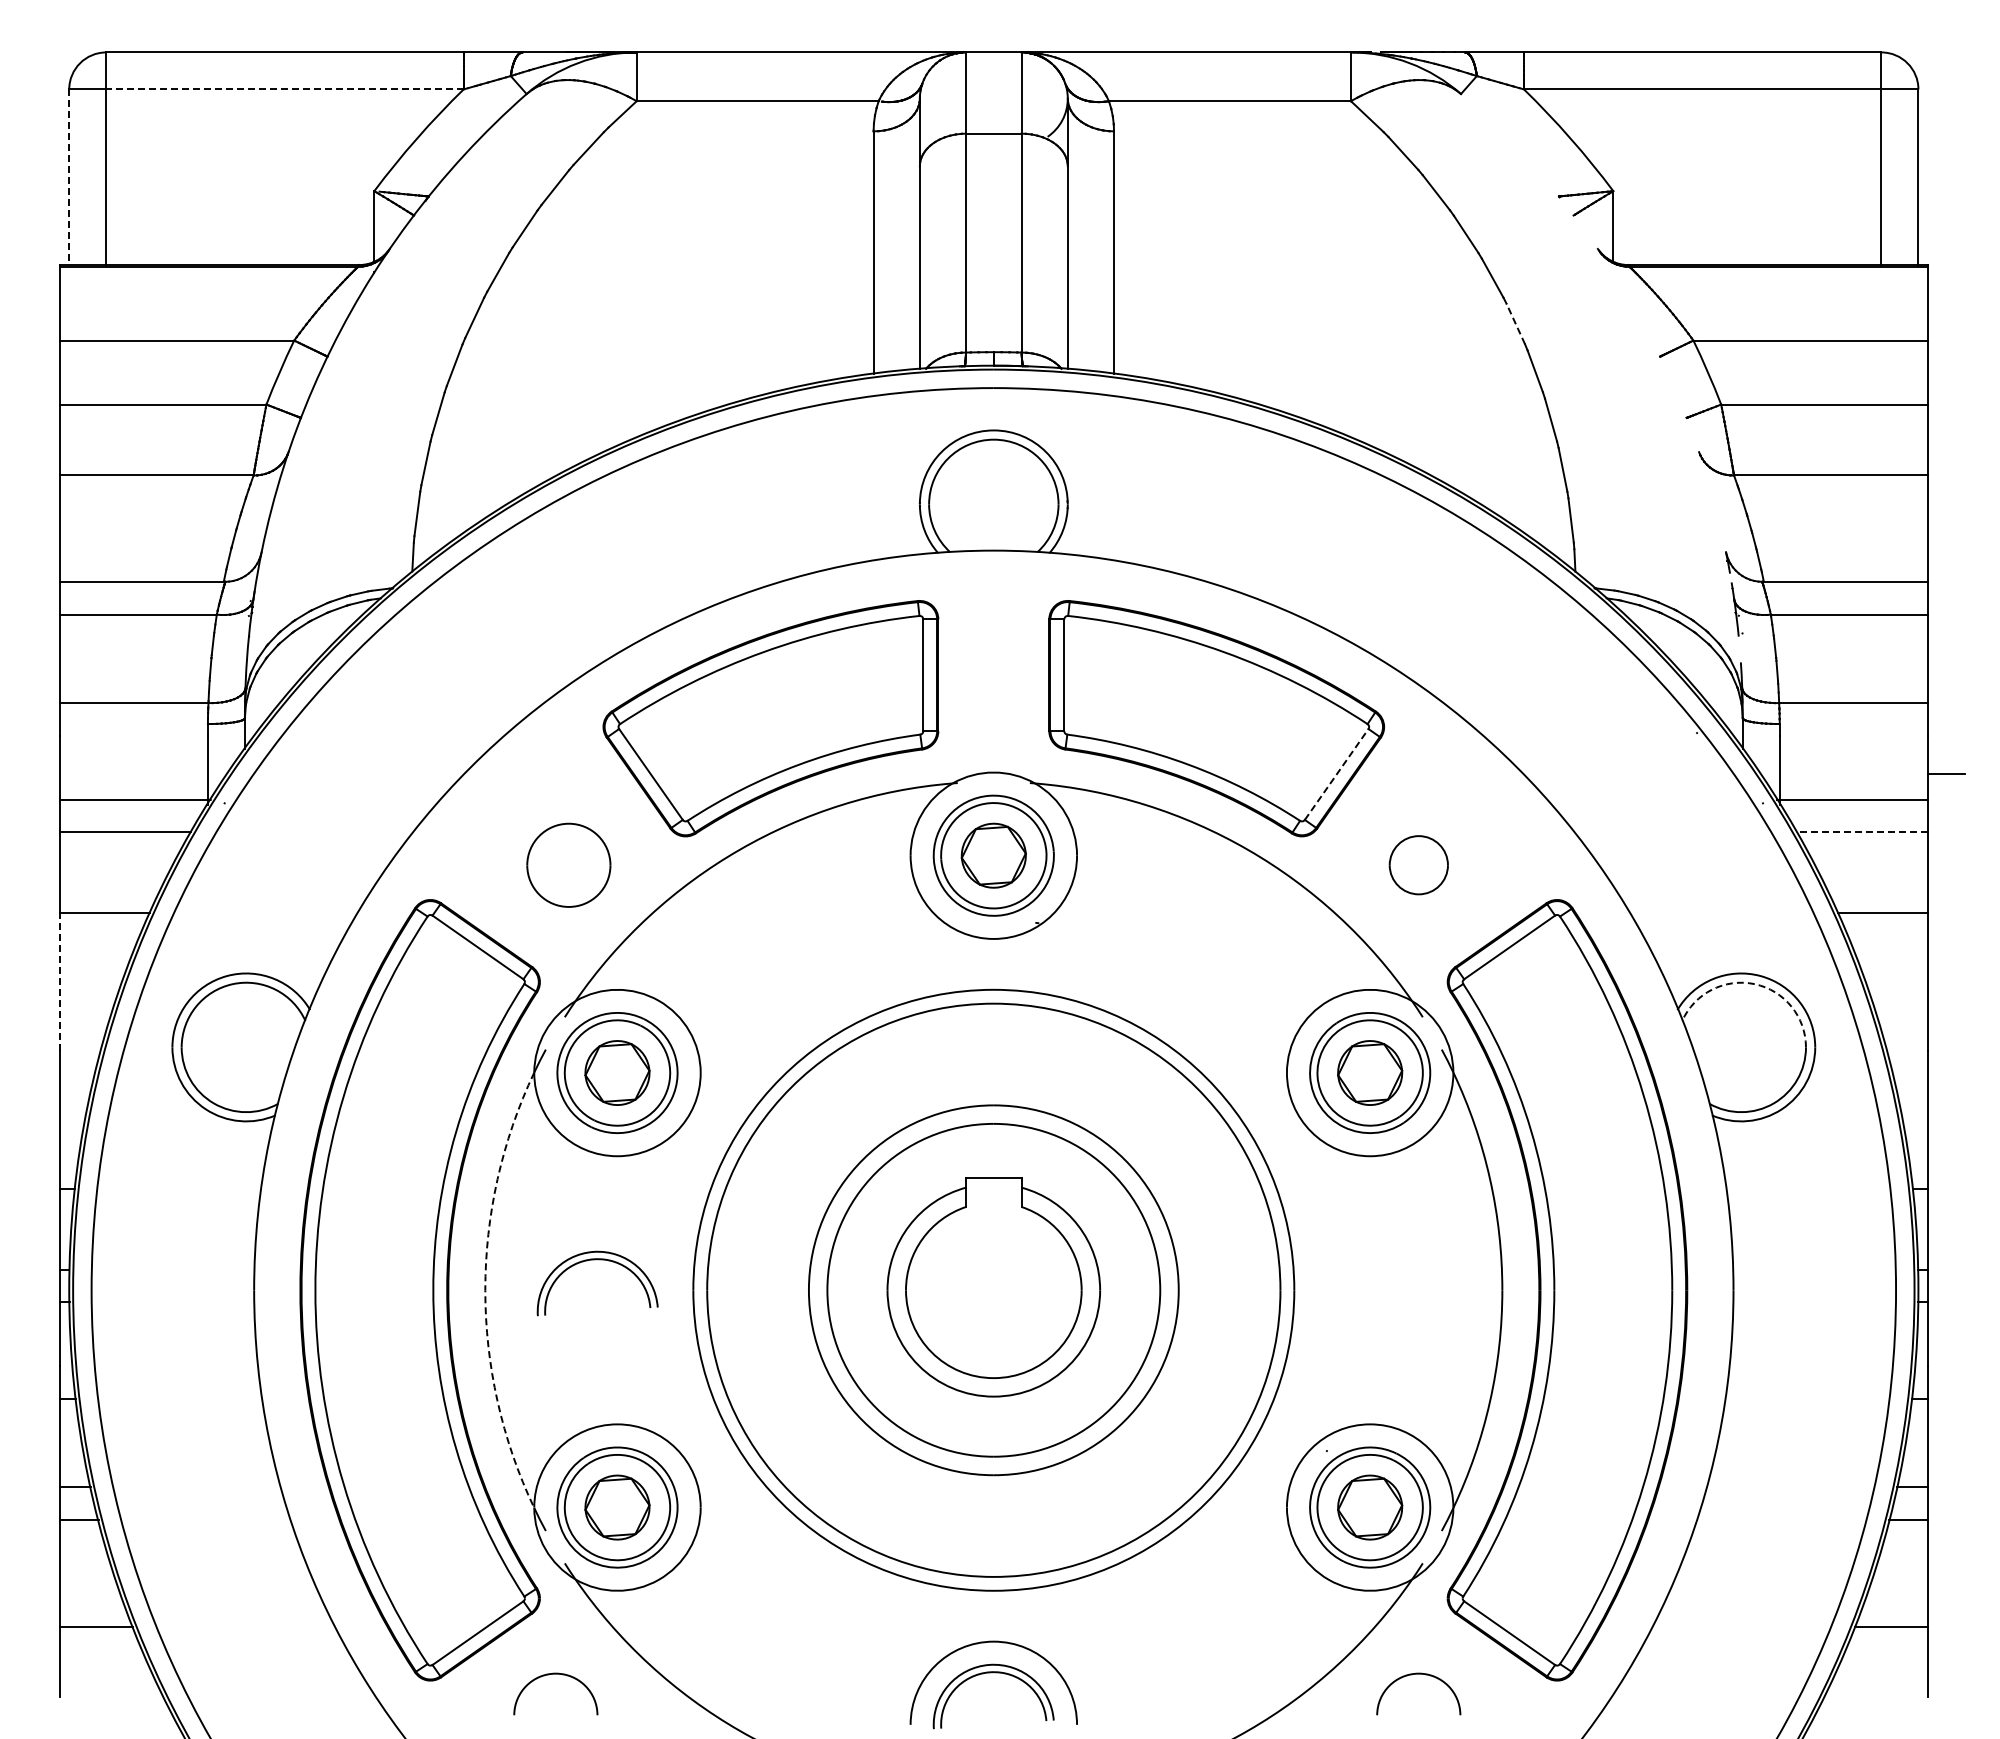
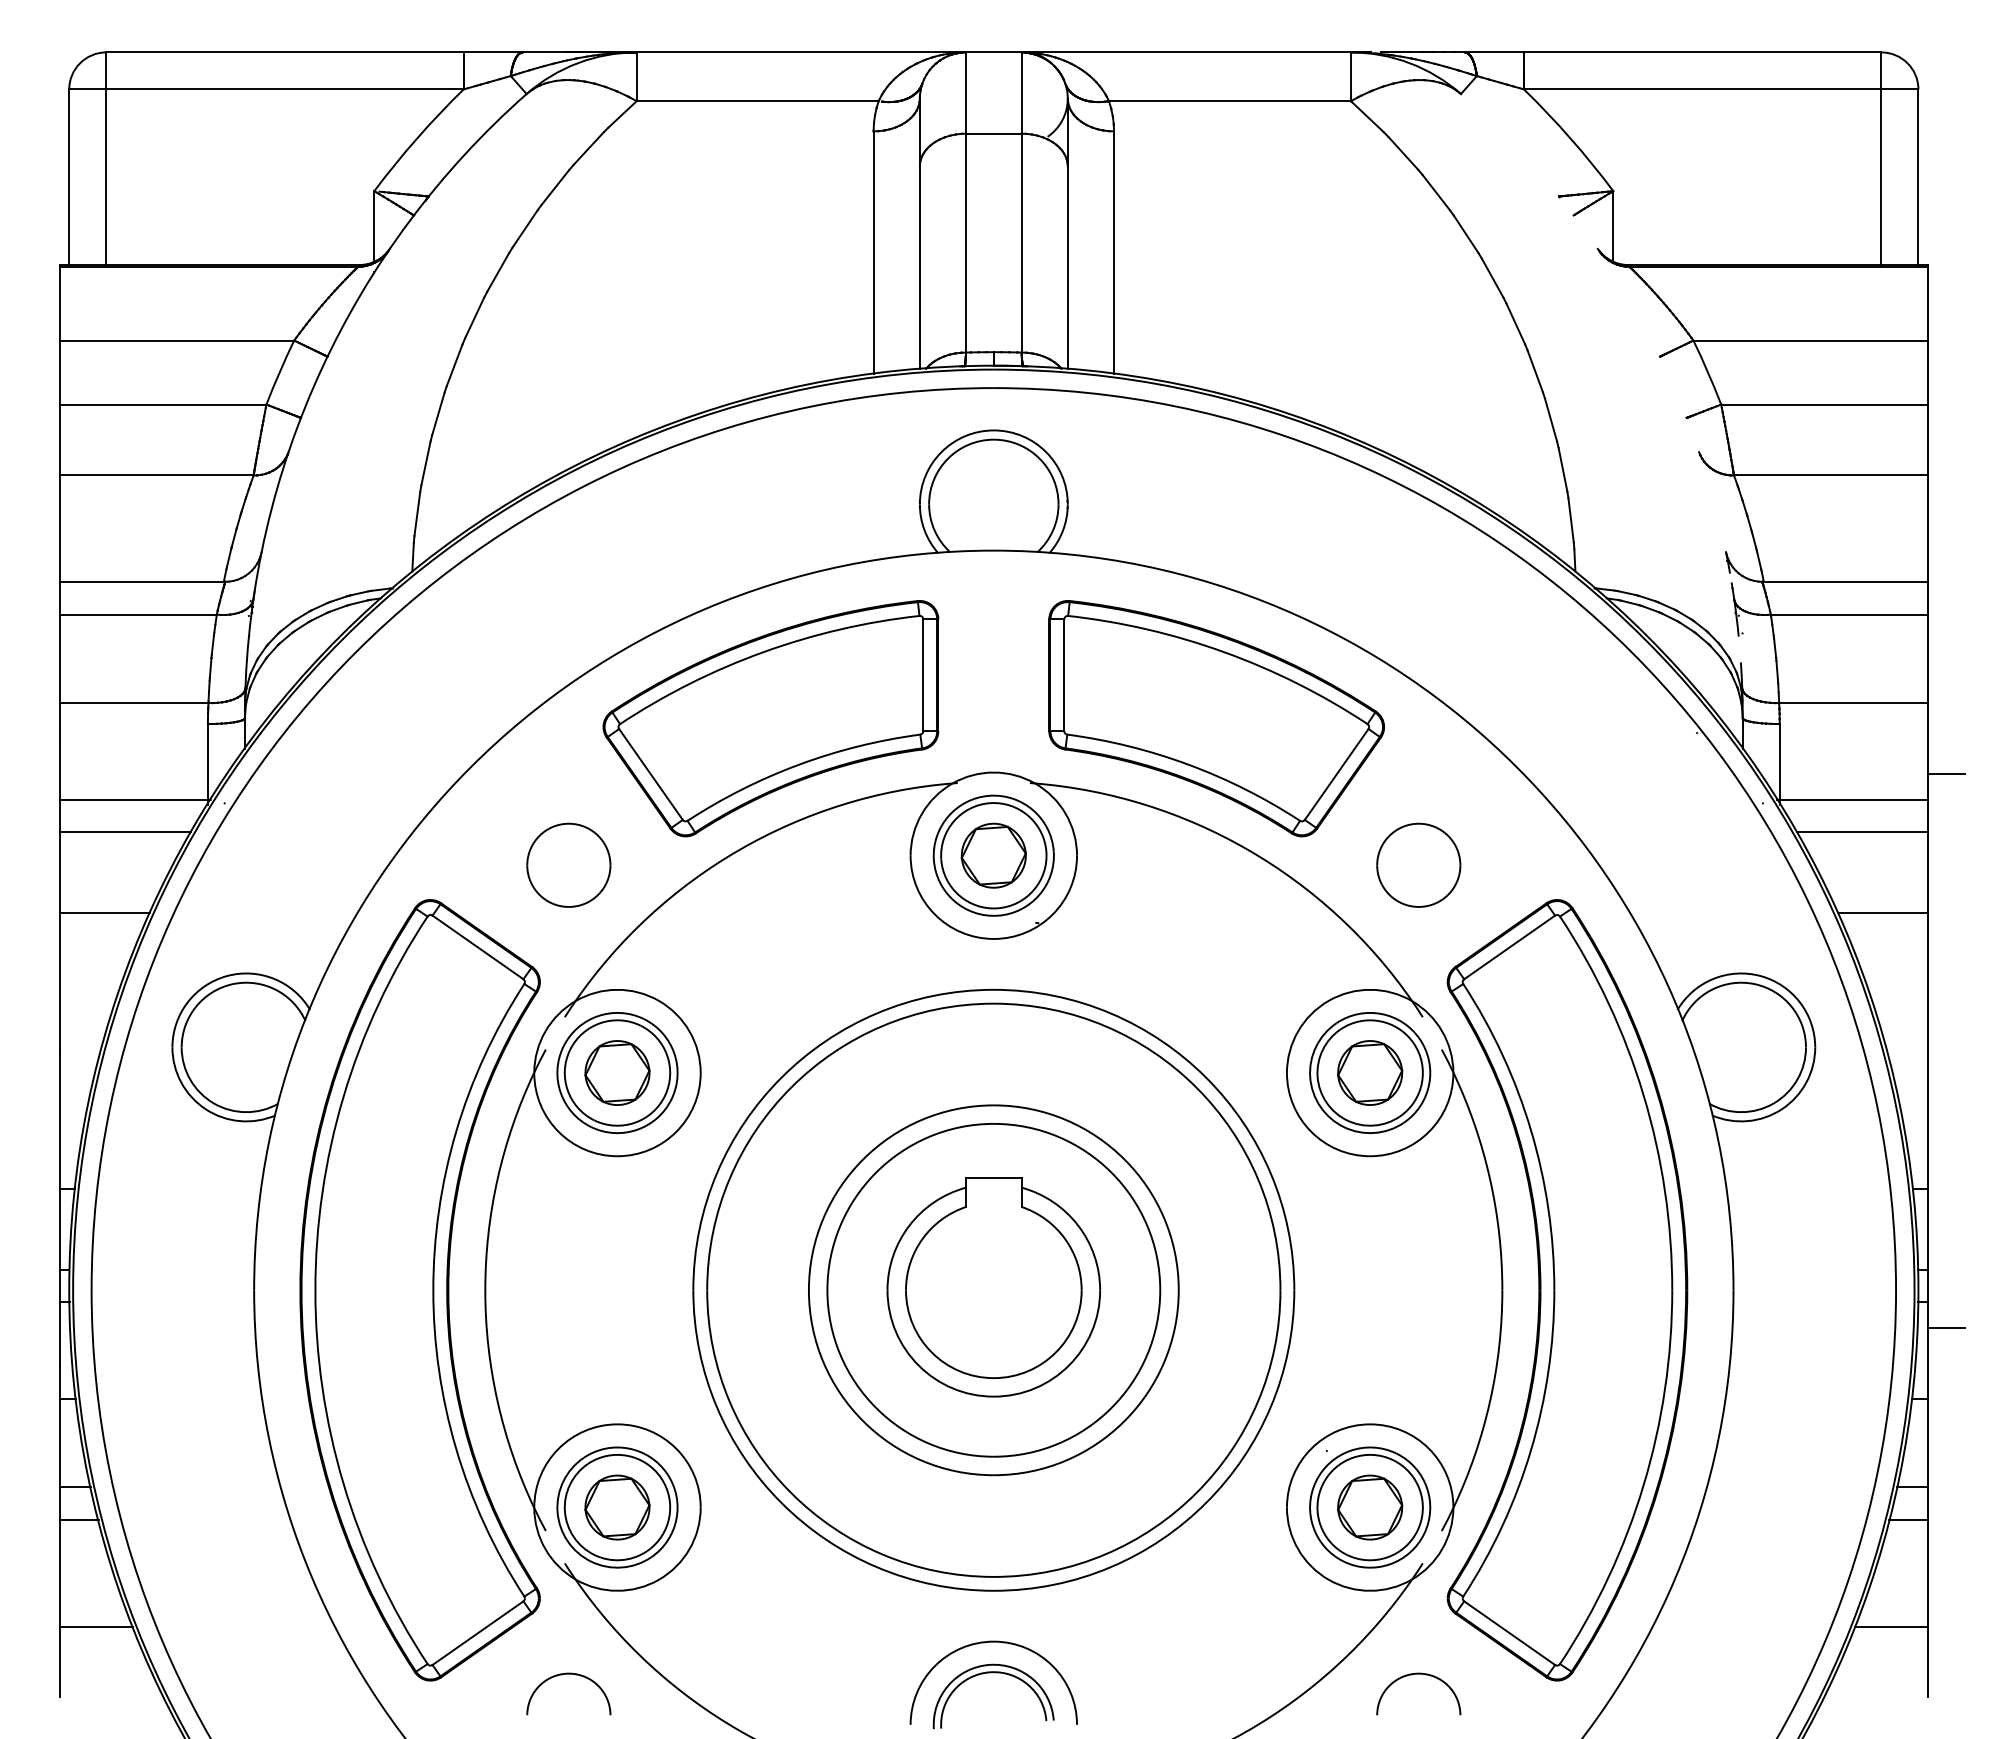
line: dashed -> solid (284, 89)
line: dashed -> solid (69, 177)
line: dashed -> solid (1515, 323)
line: dashed -> solid (1336, 774)
line: dashed -> solid (1862, 831)
part size: 61x61 px -> 86x86 px (1418, 864)
line: dashed -> solid (60, 981)
arc: dashed -> solid (1754, 984)
part: present -> none (597, 1260)
arc: dashed -> solid (485, 1290)
line: none -> present (1945, 1328)
arc position: (549, 1675) -> (562, 1675) (562, 1675)
